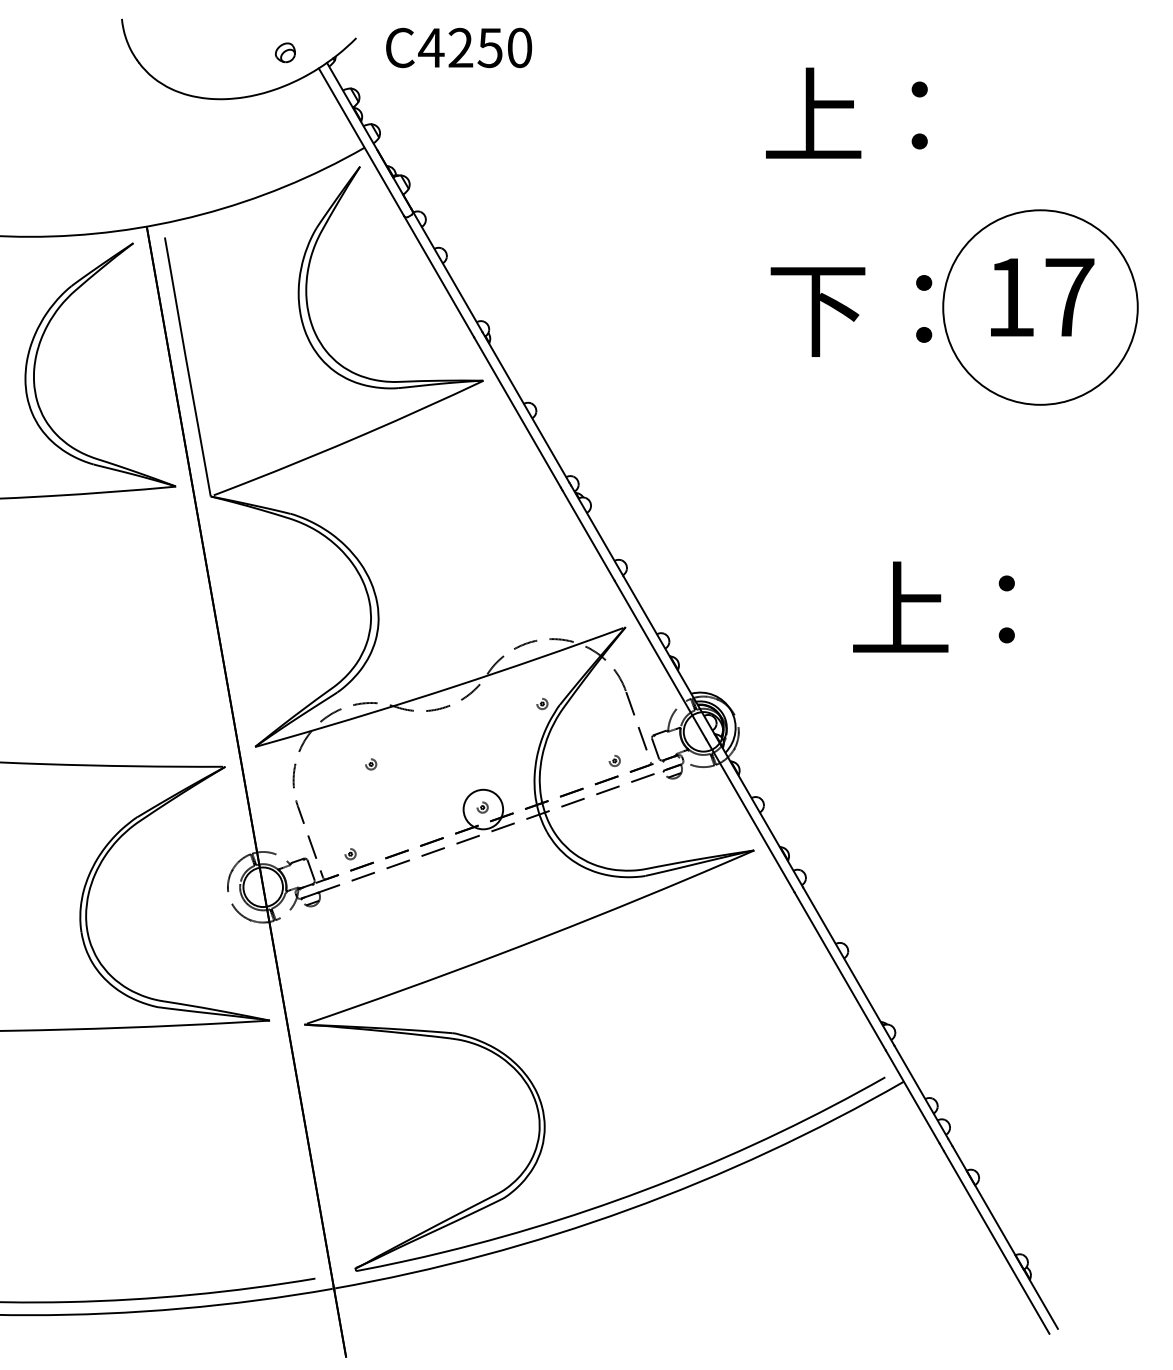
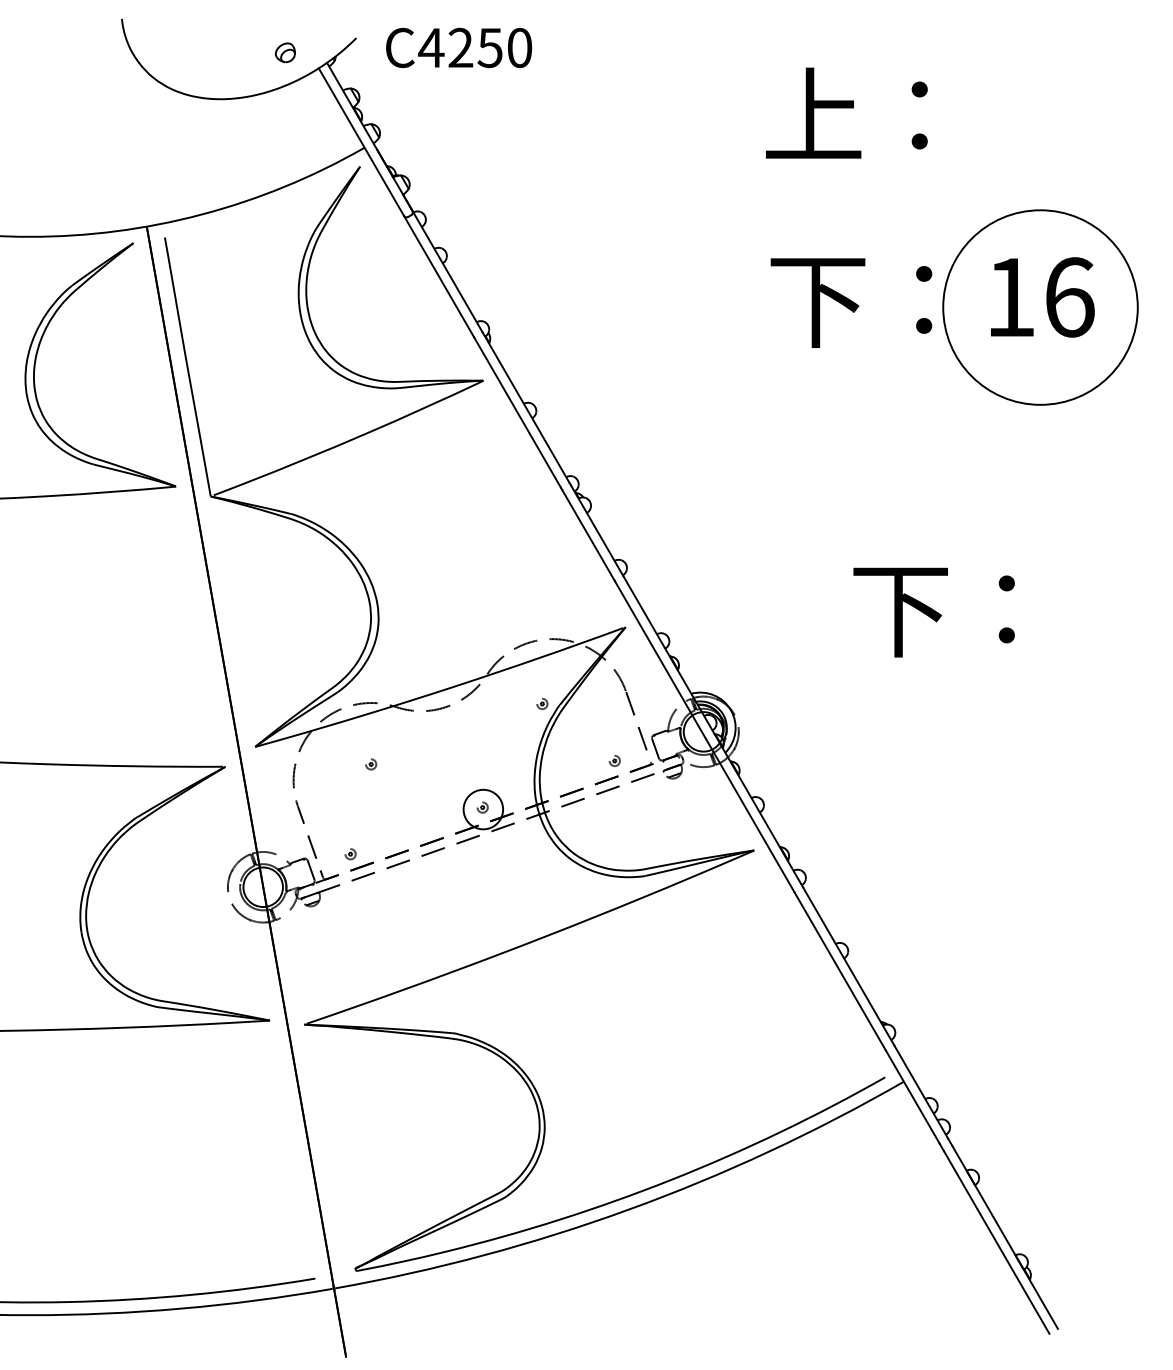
text: 17 -> 16 (1069, 297)
text position: (851, 311) -> (851, 302) (851, 302)
text: 上： -> 下： (900, 609)
